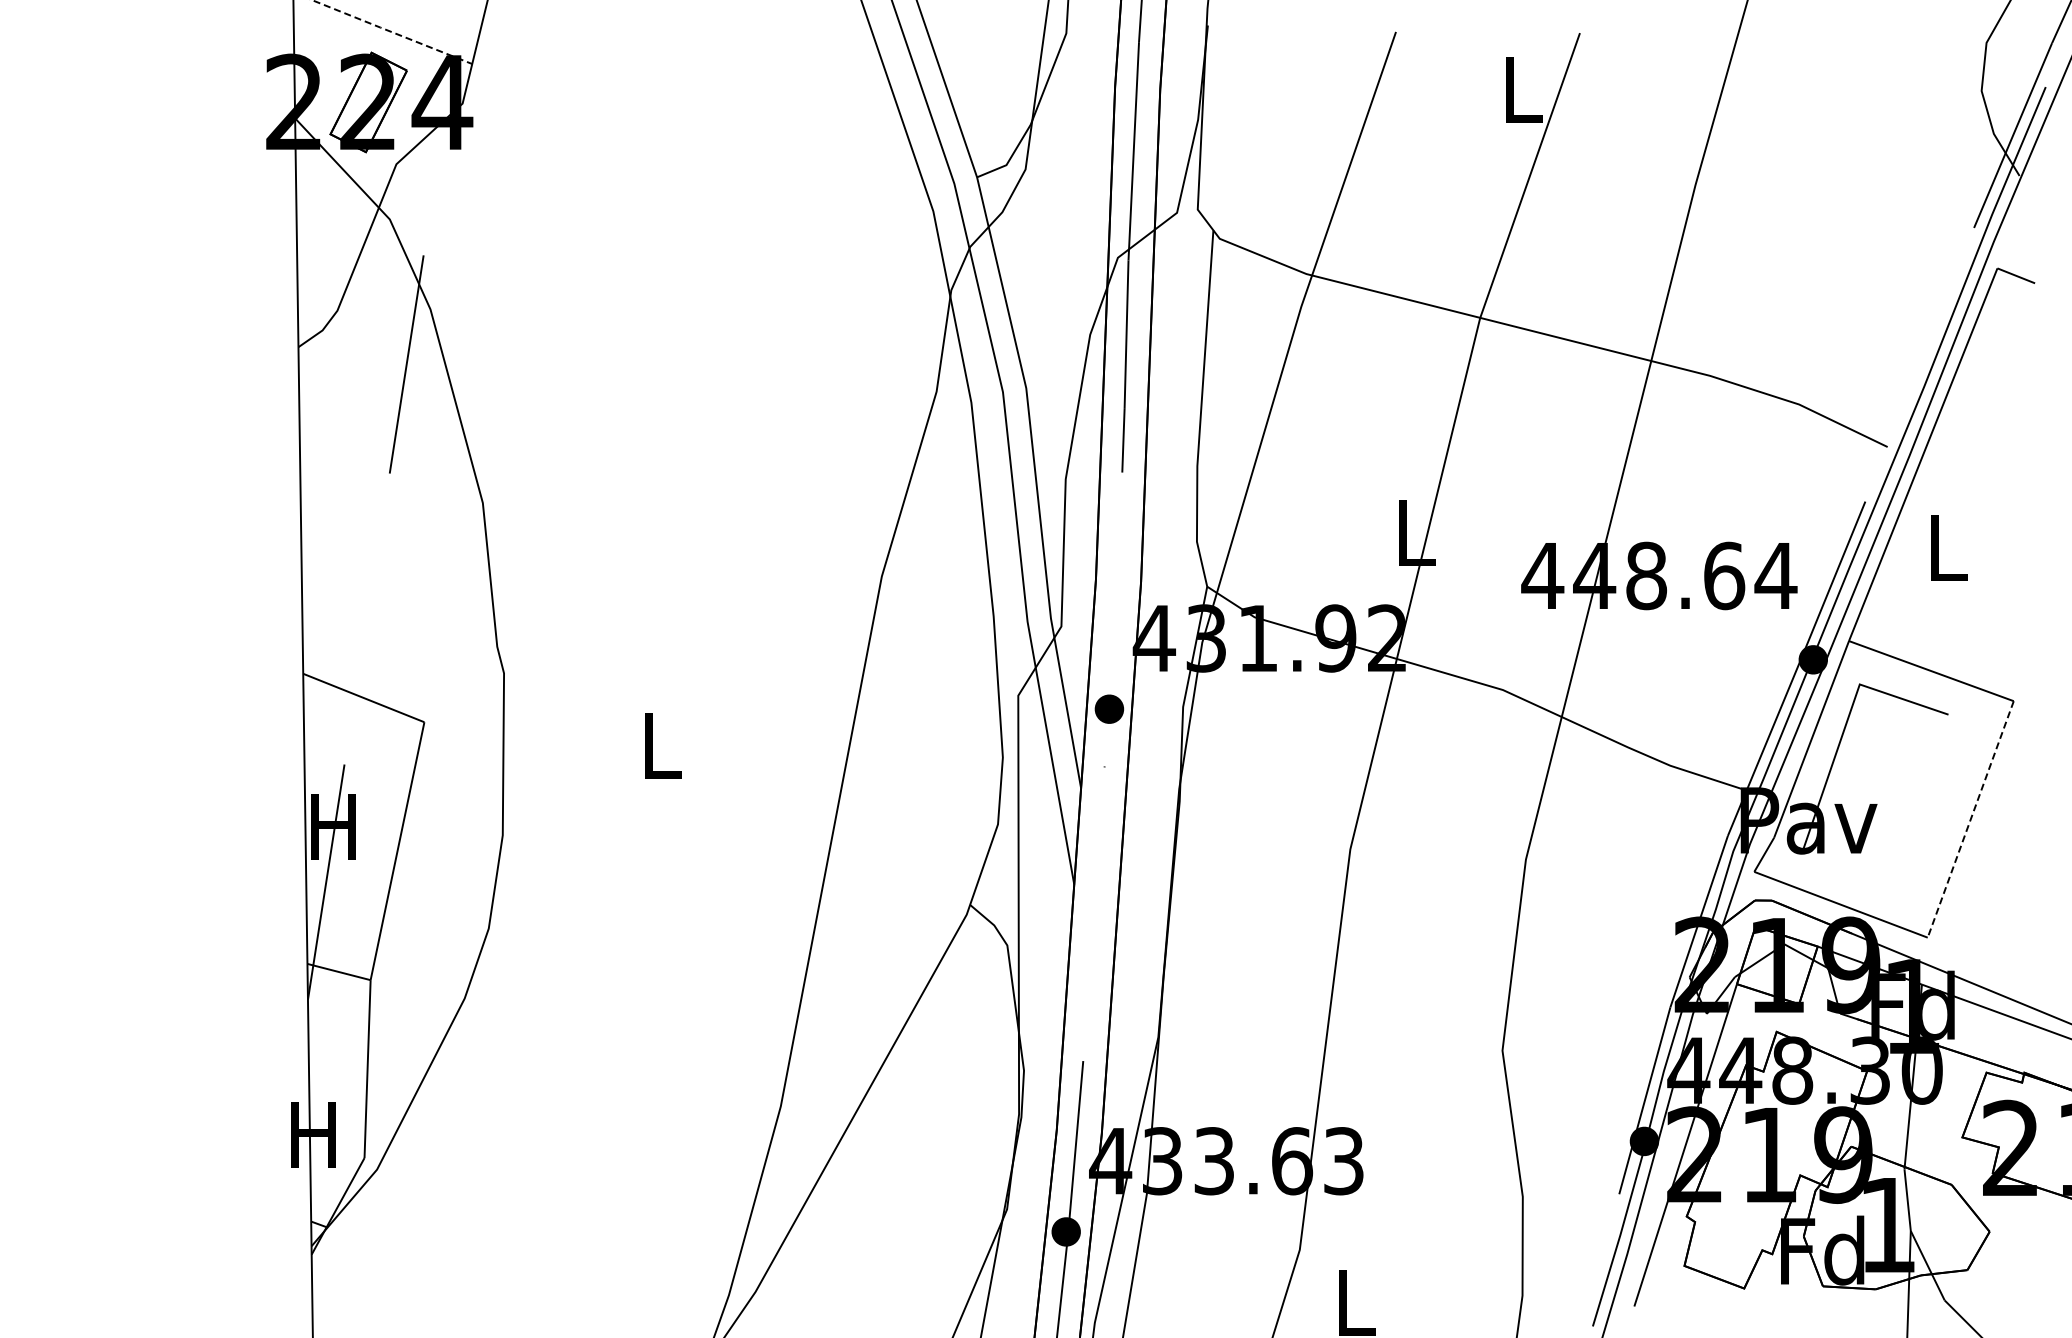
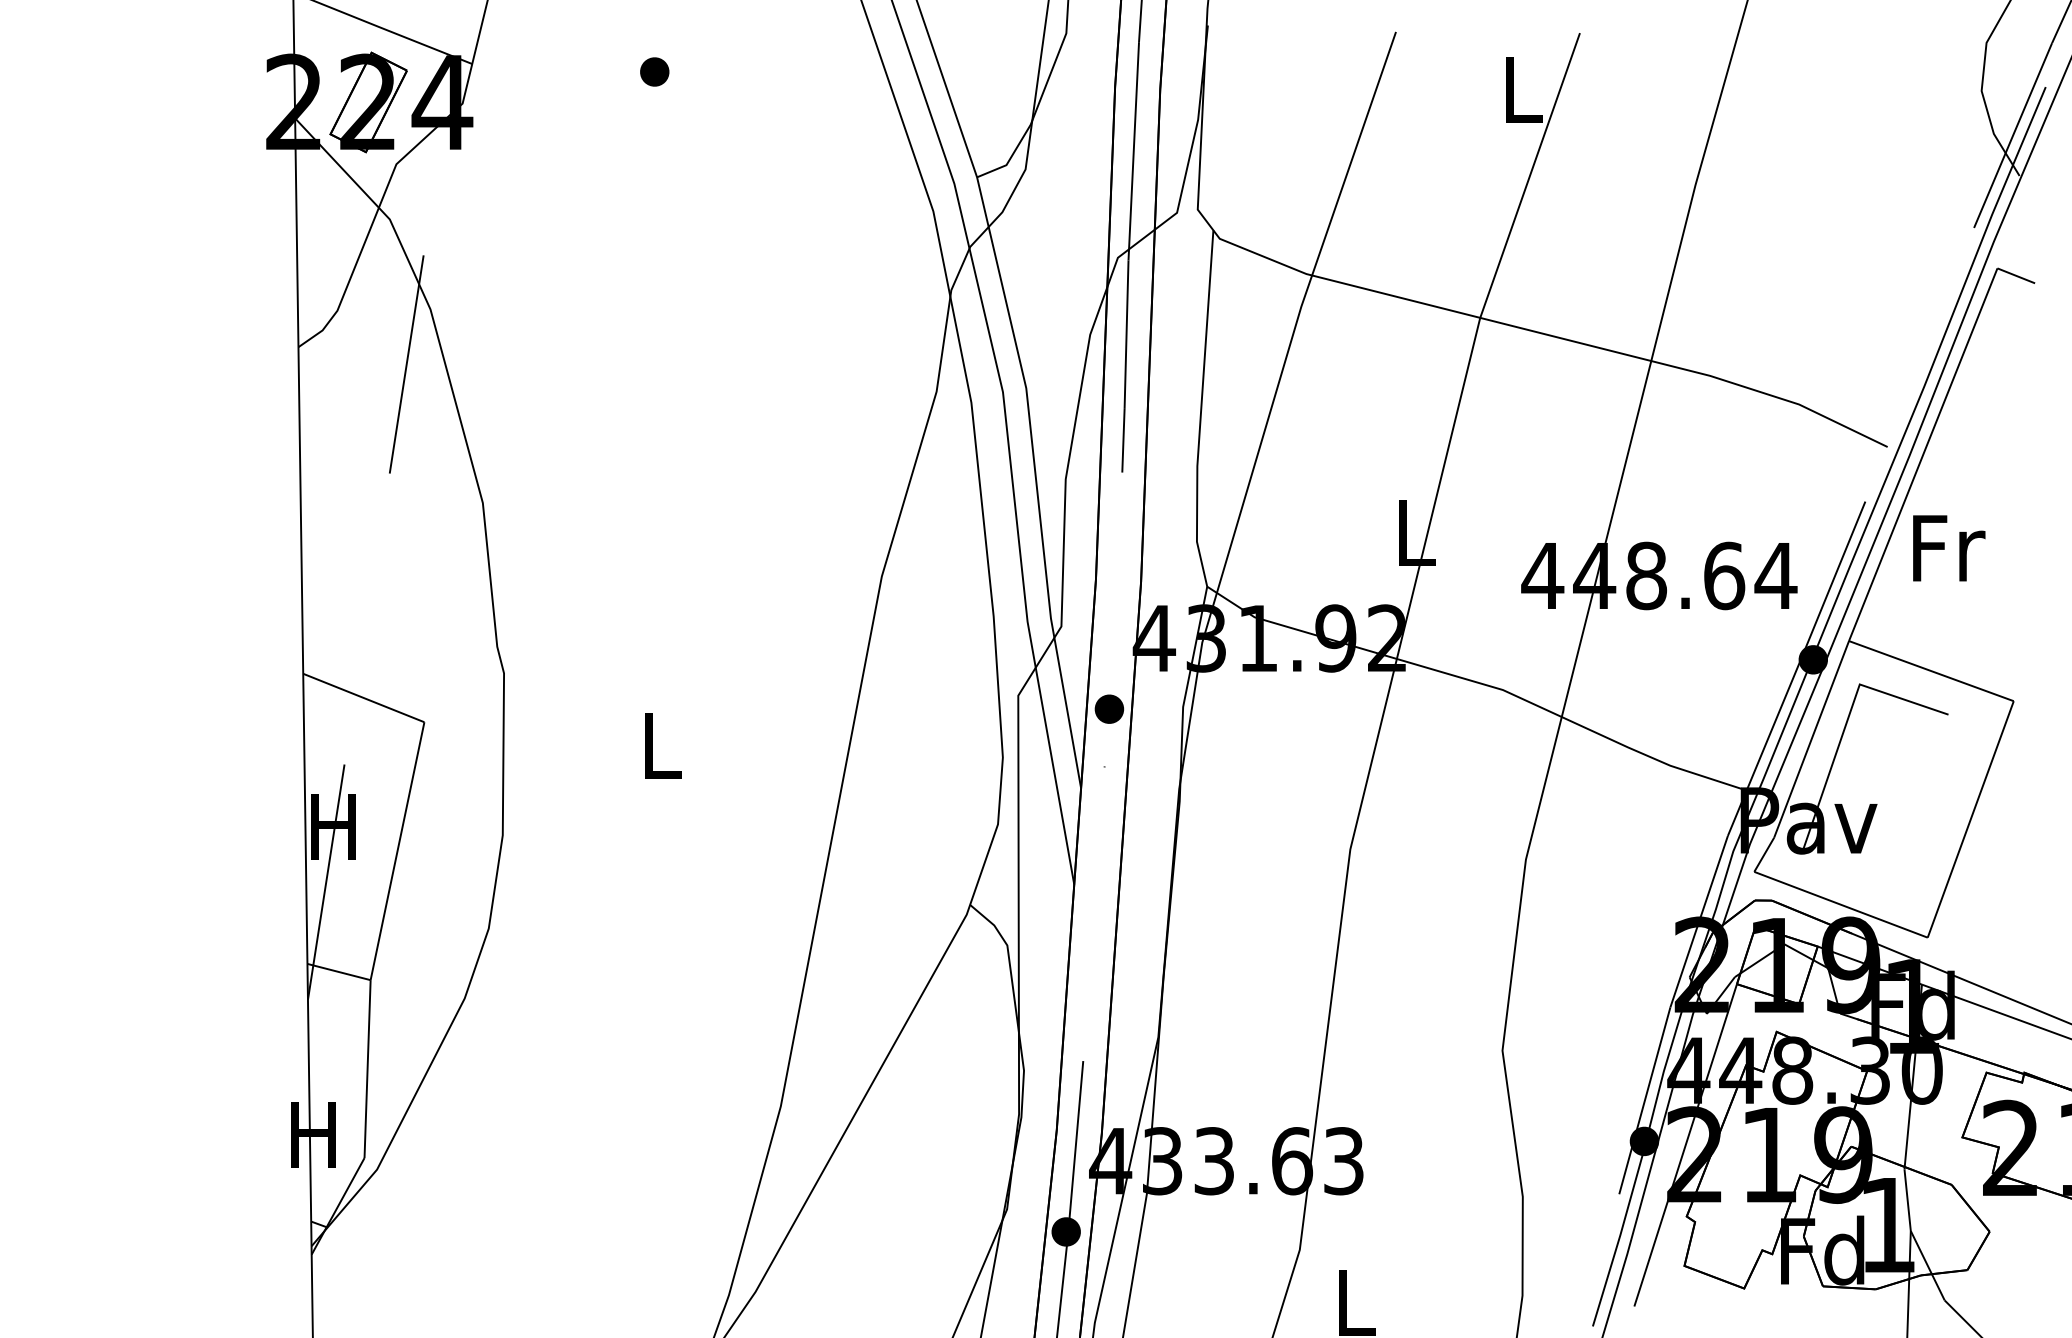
line: dashed -> solid (391, 32)
part: none -> present (654, 71)
text: L -> Fr (1949, 548)
line: dashed -> solid (1970, 819)
